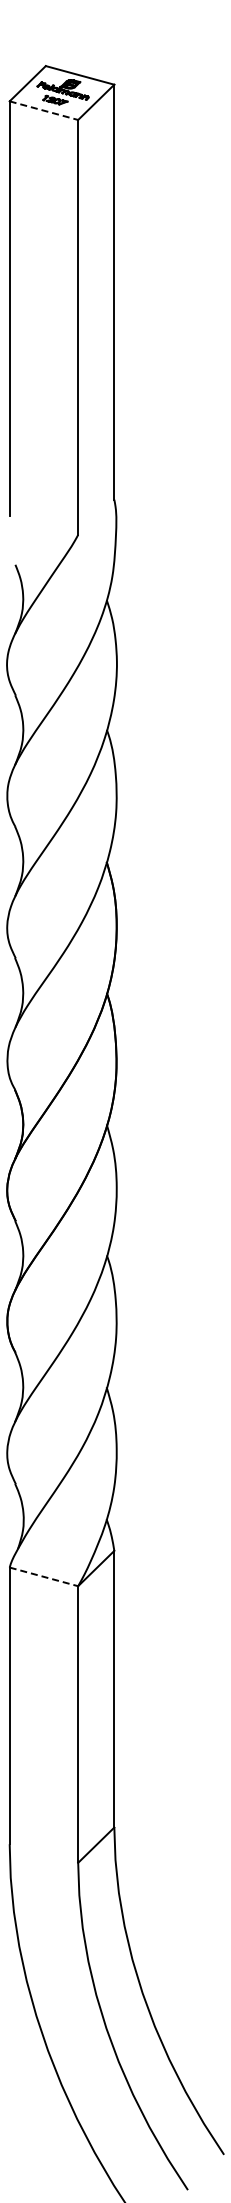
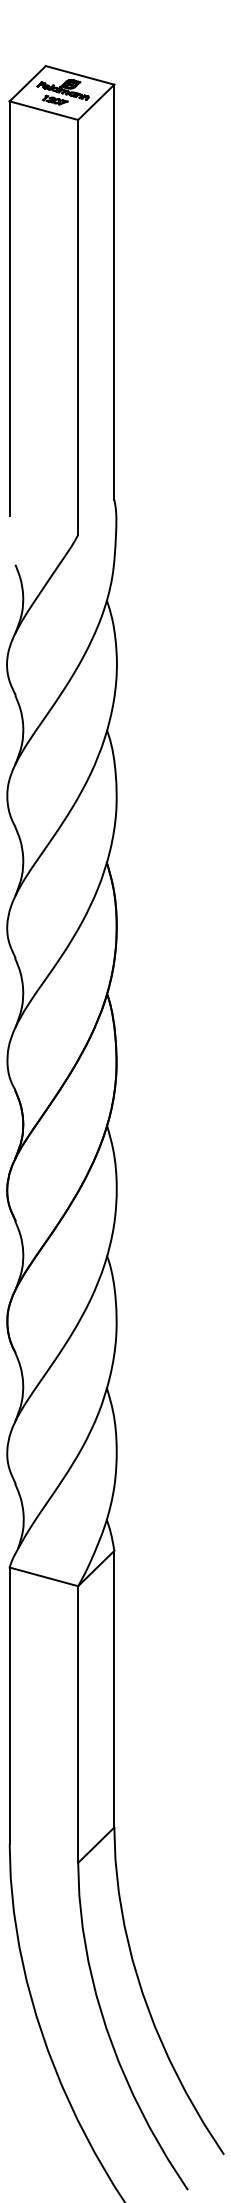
line: dashed -> solid (44, 110)
line: dashed -> solid (44, 1577)
